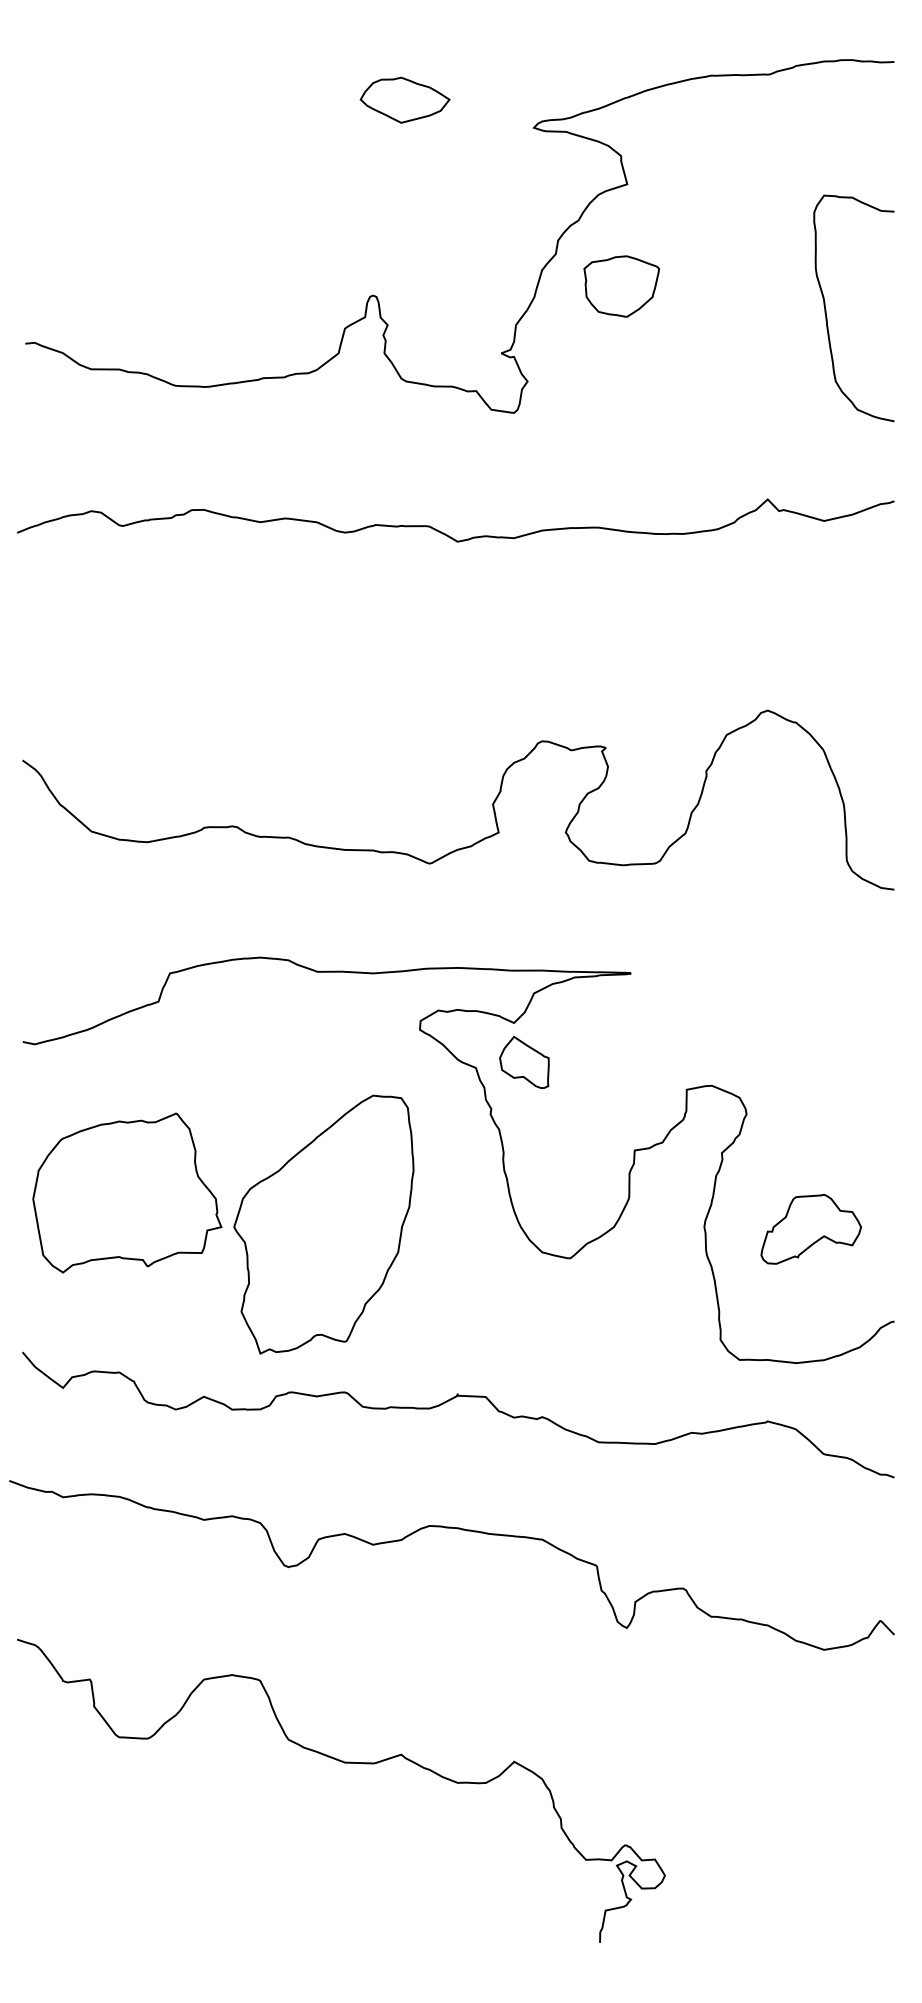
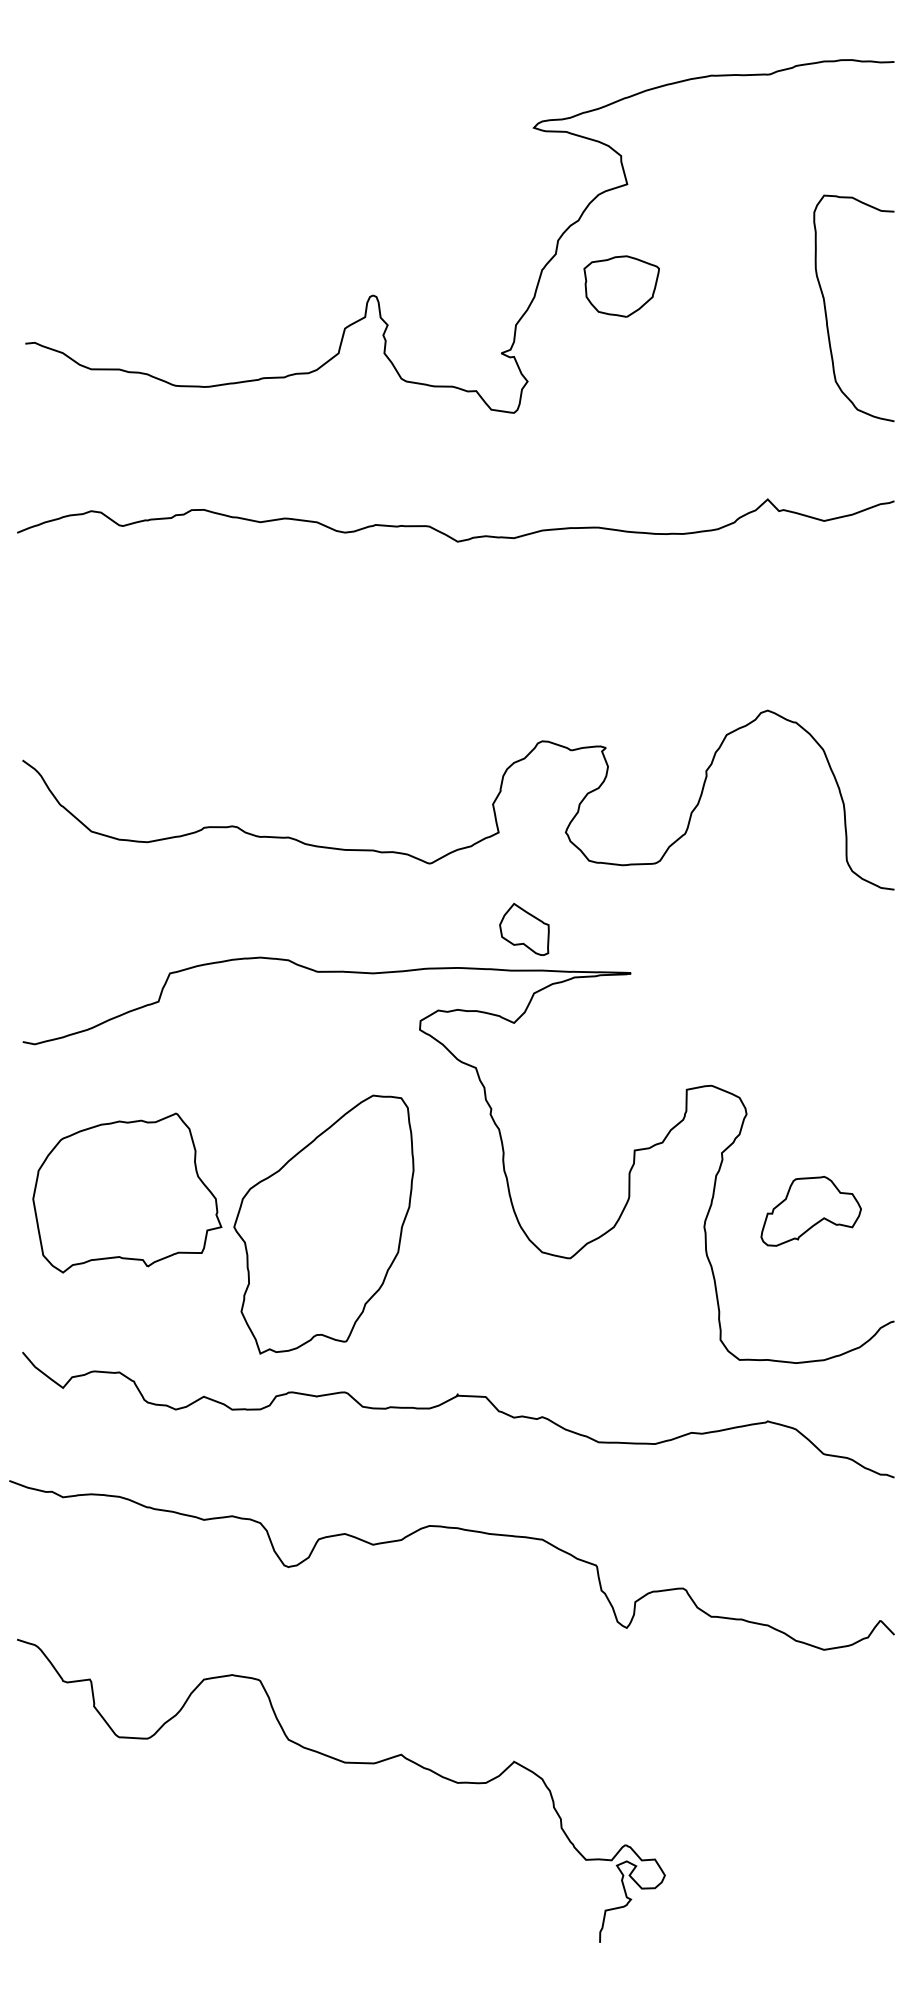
part: present -> none (404, 99)
part position: (524, 1062) -> (524, 929) (524, 929)
part position: (810, 1229) -> (810, 1211) (810, 1211)
